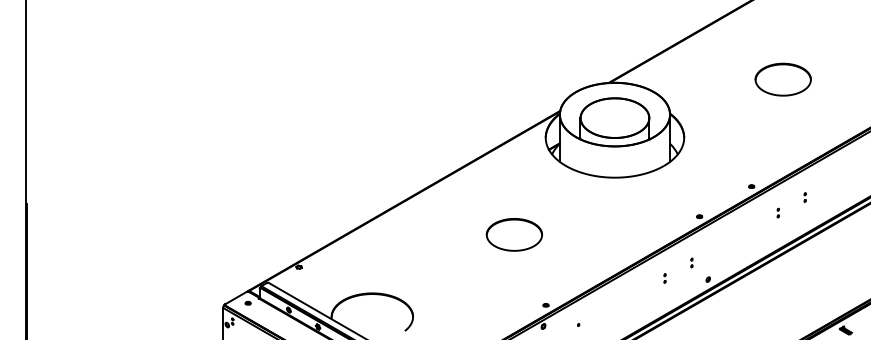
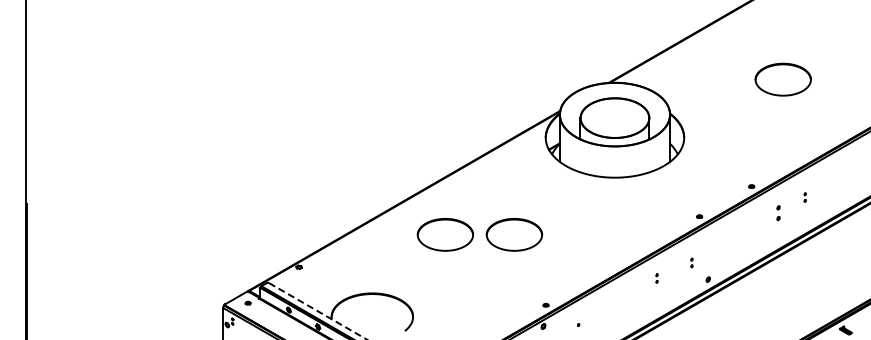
part size: 4x12 px -> 5x17 px (778, 213)
part: none -> present (445, 234)
part position: (664, 278) -> (656, 278) (656, 278)
line: solid -> dashed (318, 311)
